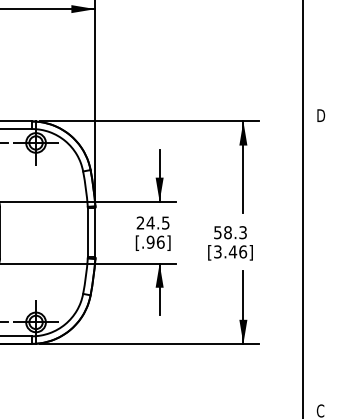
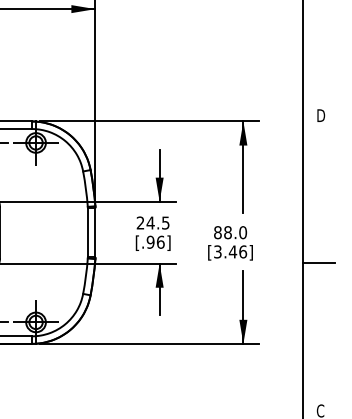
text: 58.3 -> 88.0 (230, 232)
line: none -> present (319, 263)
